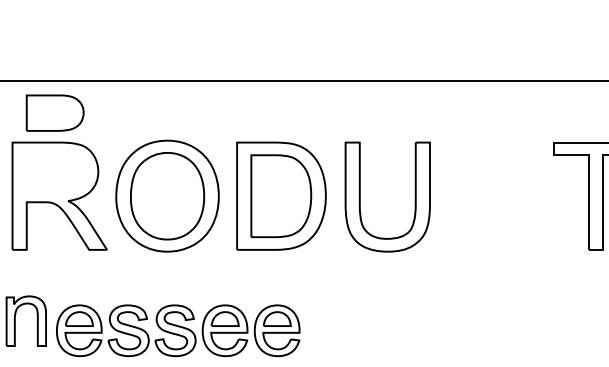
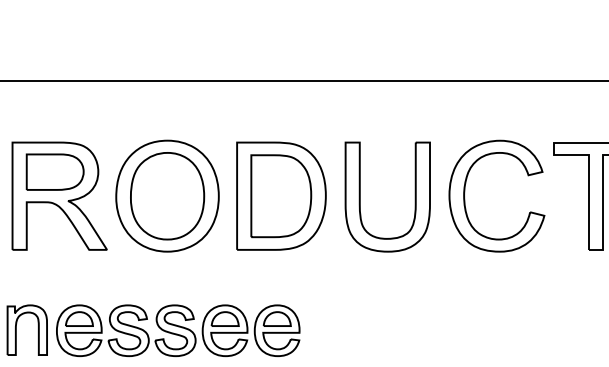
part position: (54, 112) -> (54, 171) (54, 171)
part: none -> present (465, 192)
part position: (15, 320) -> (16, 329) (16, 329)
